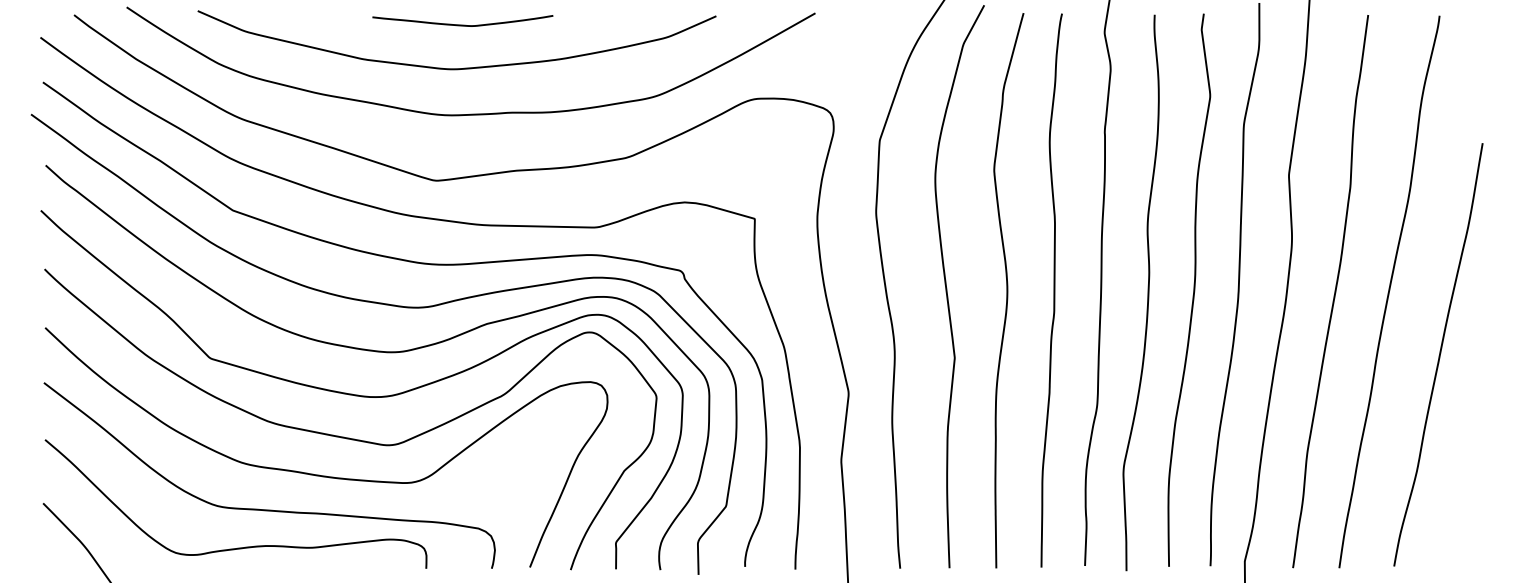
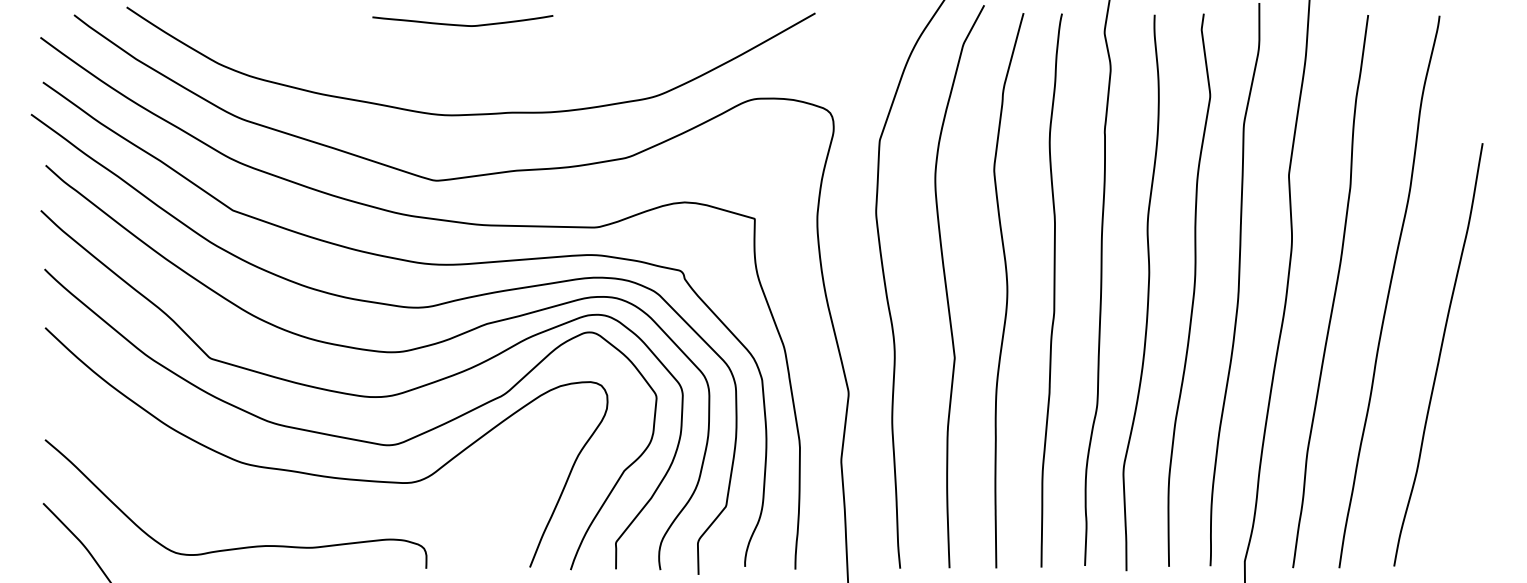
curve: present -> none (456, 68)
curve: present -> none (269, 509)
